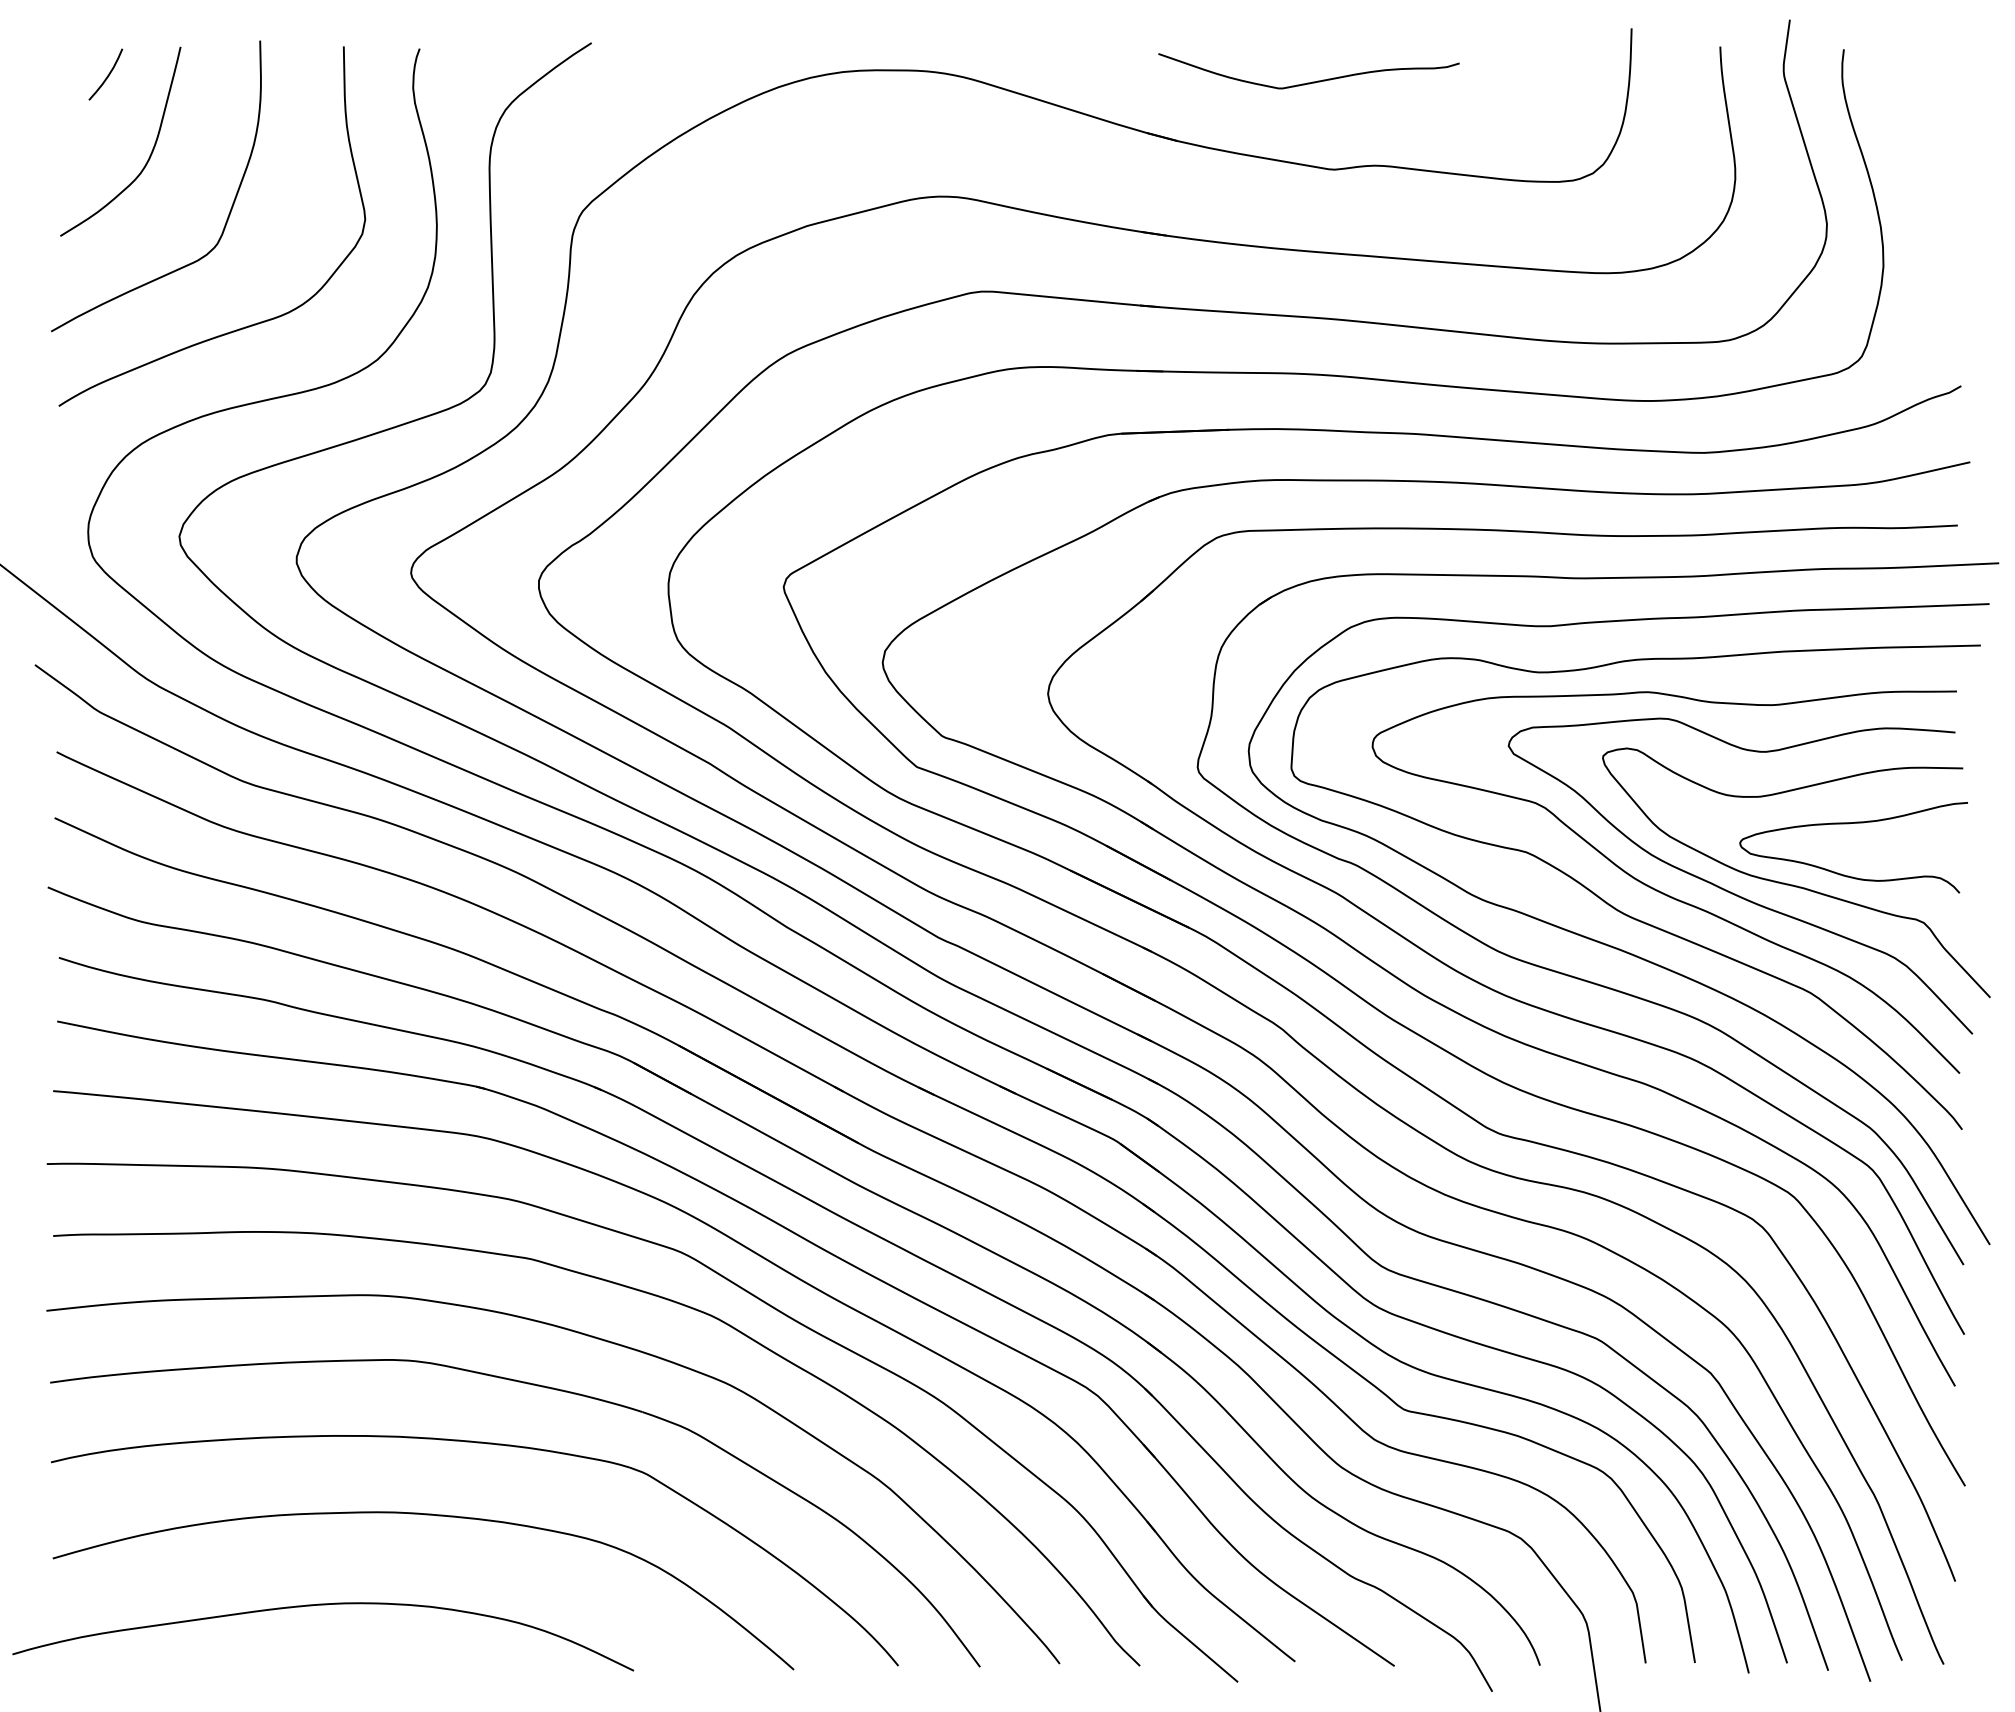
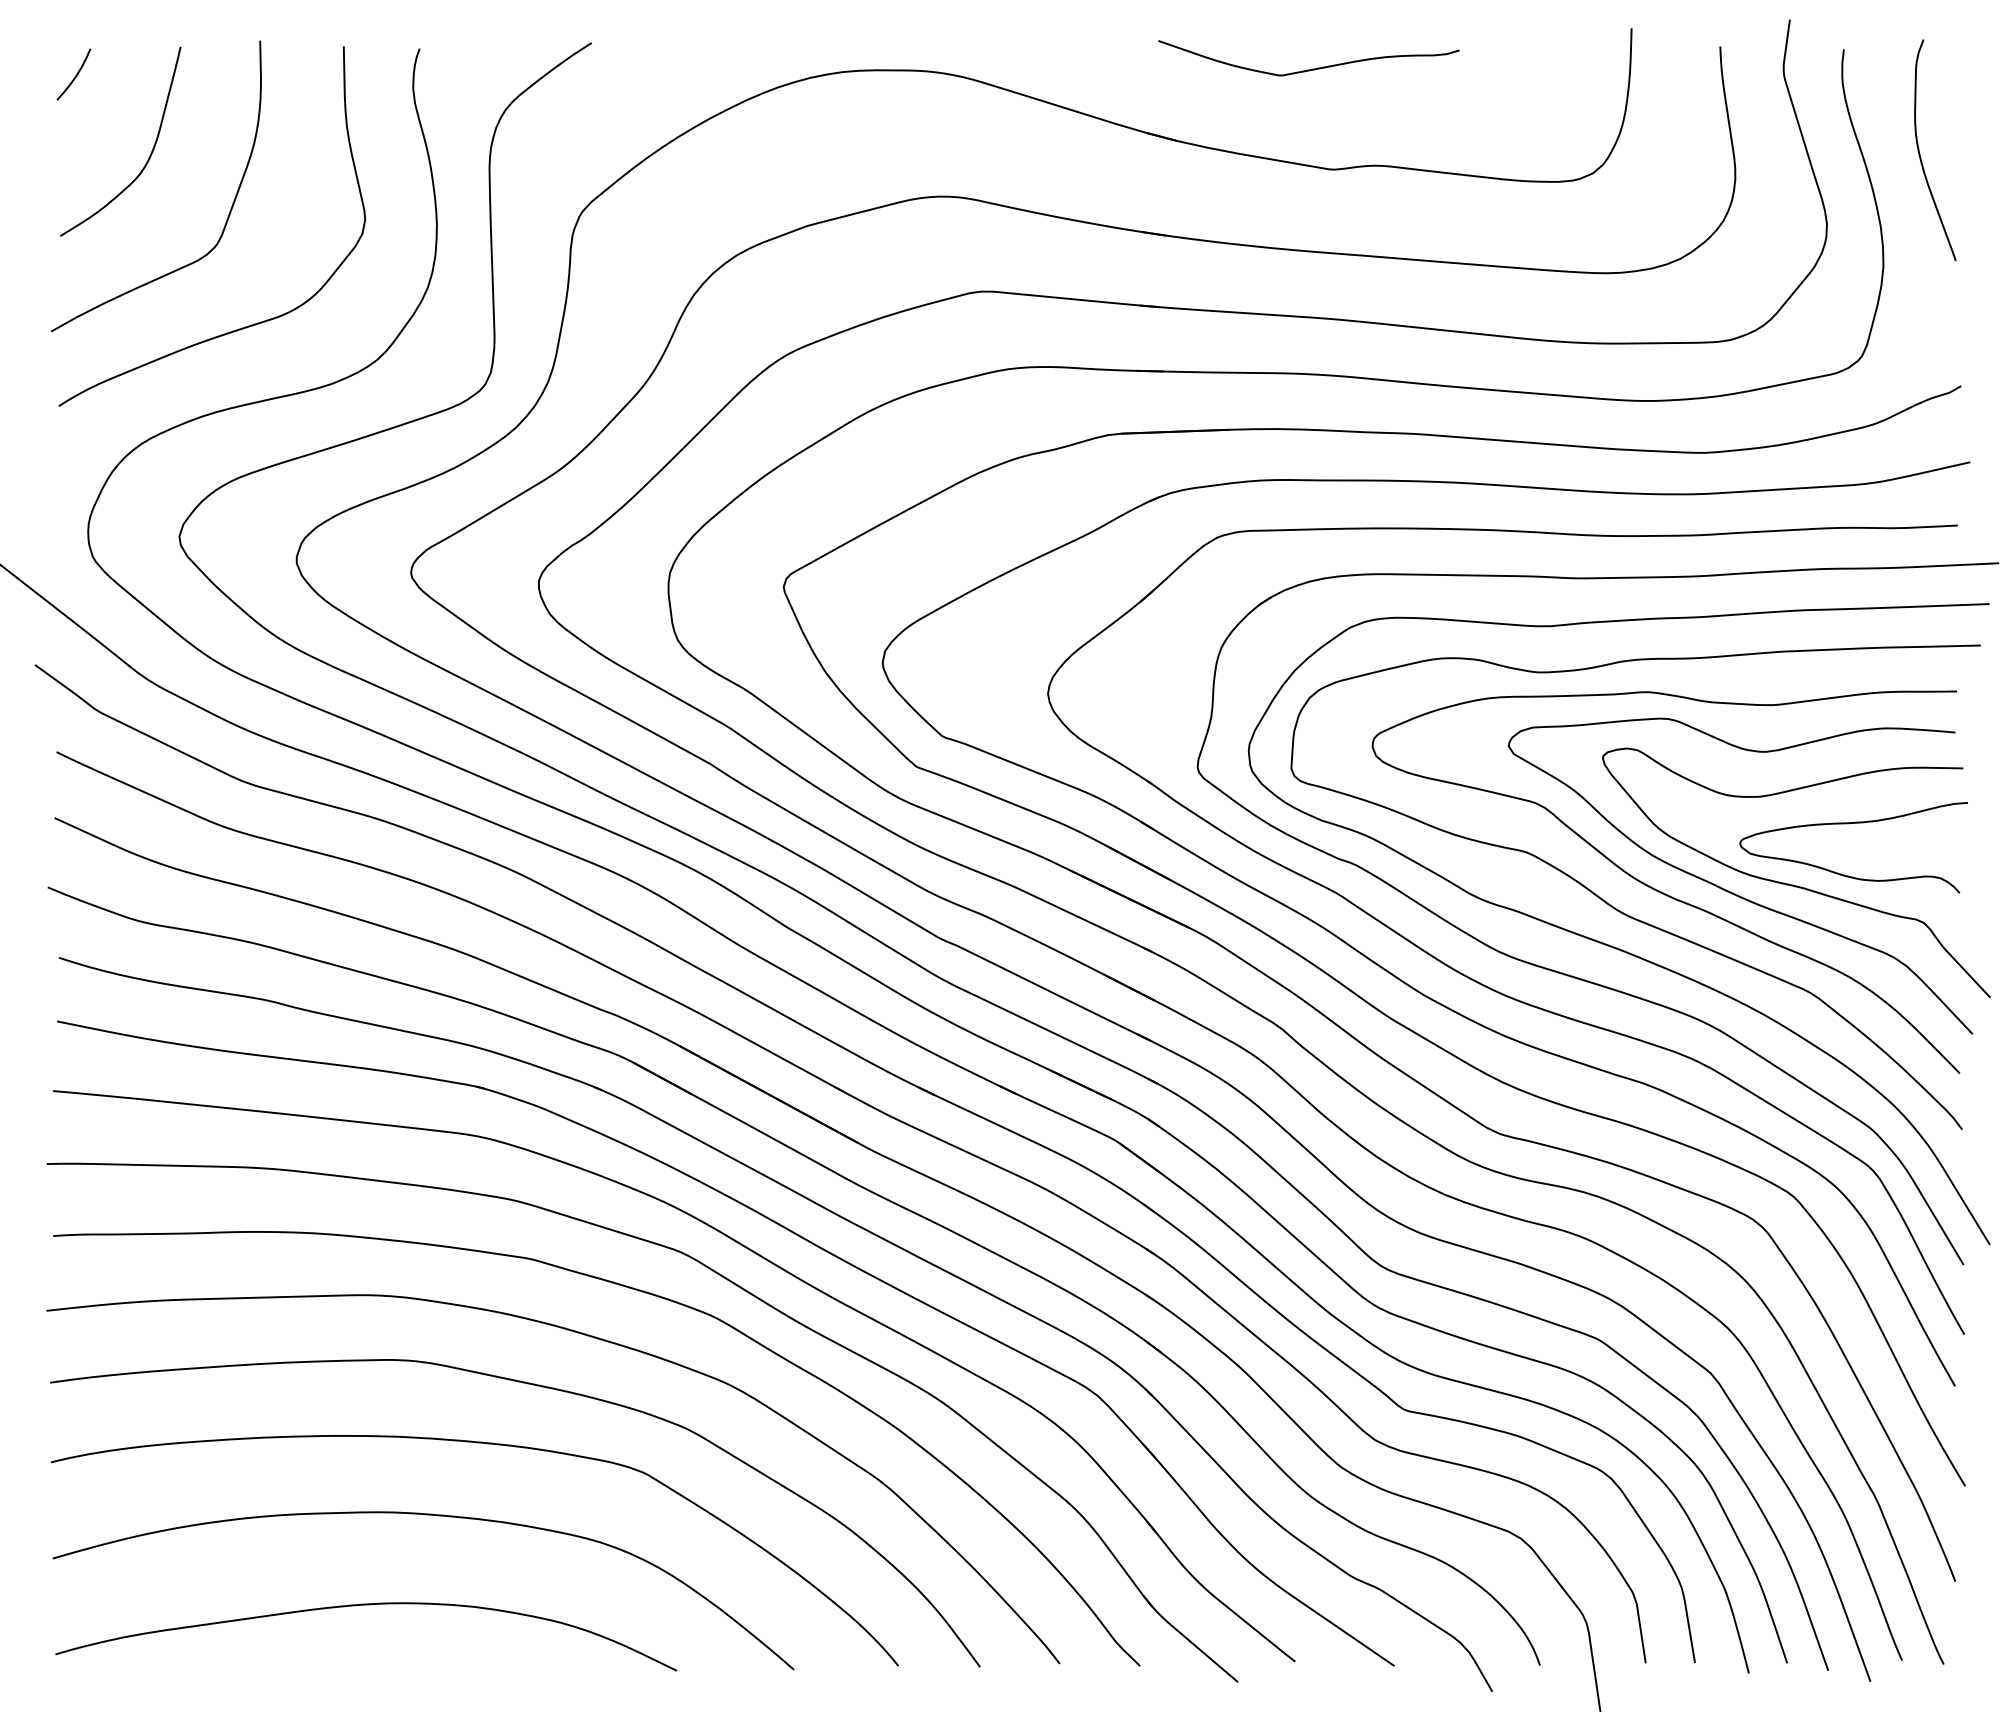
curve position: (107, 75) -> (75, 75) (75, 75)
curve position: (1312, 81) -> (1312, 68) (1312, 68)
curve: none -> present (1920, 153)
curve position: (323, 1605) -> (366, 1605) (366, 1605)
